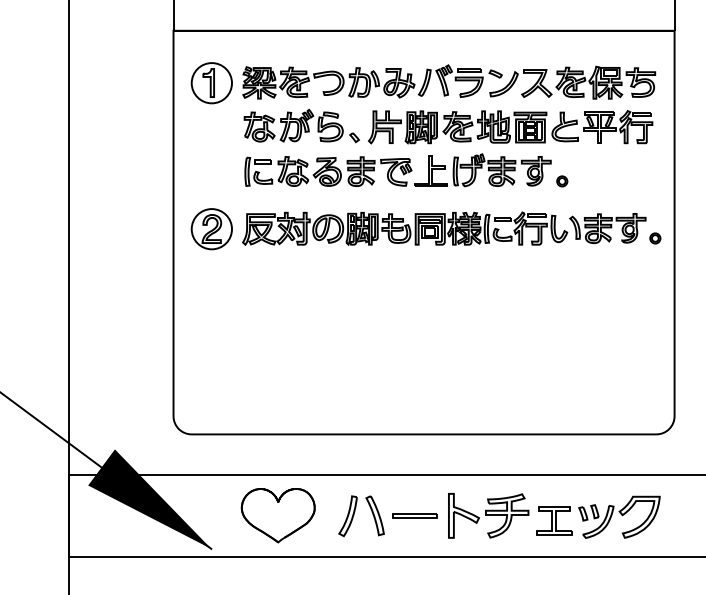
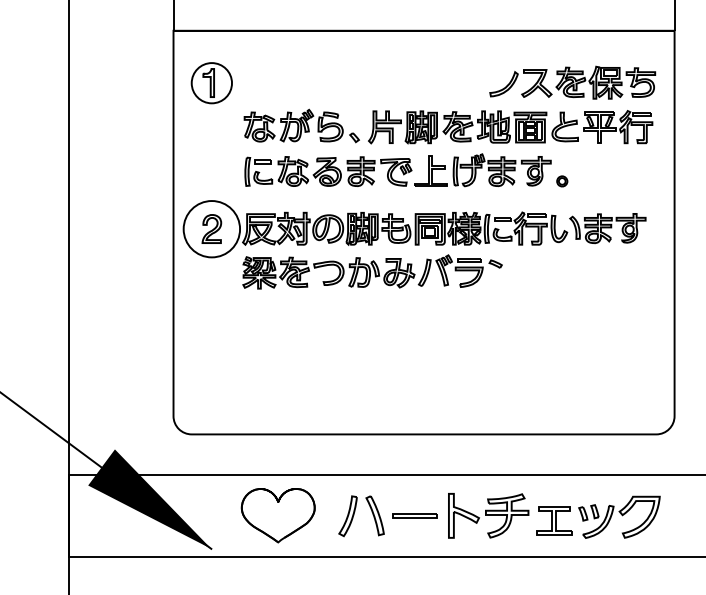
part position: (372, 81) -> (372, 271) (372, 271)
circle diameter: 40 px -> 56 px (211, 229)
part: present -> none (655, 238)
